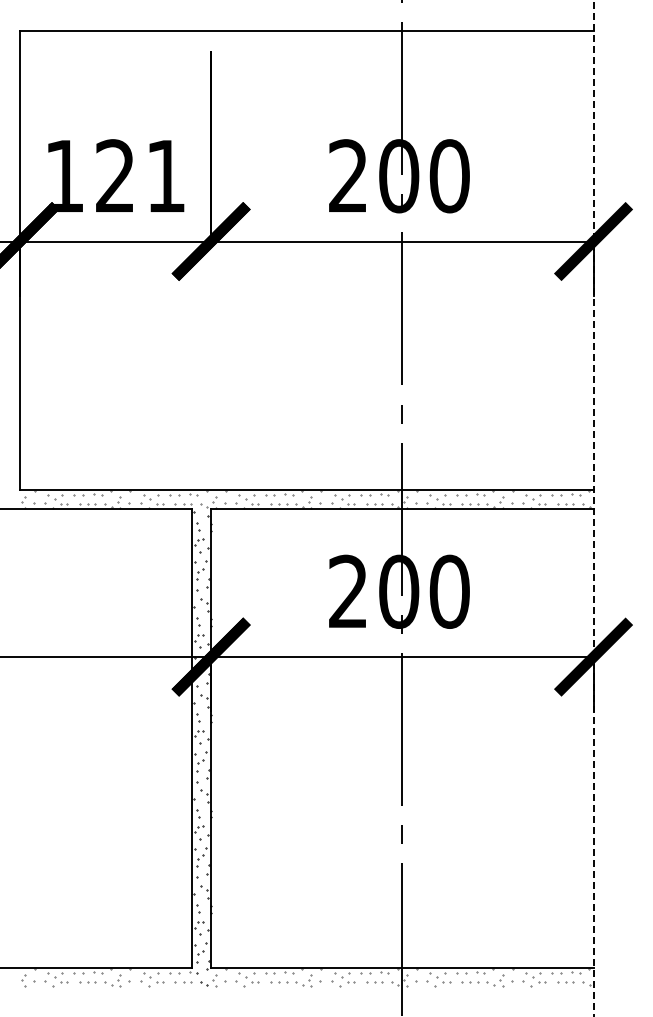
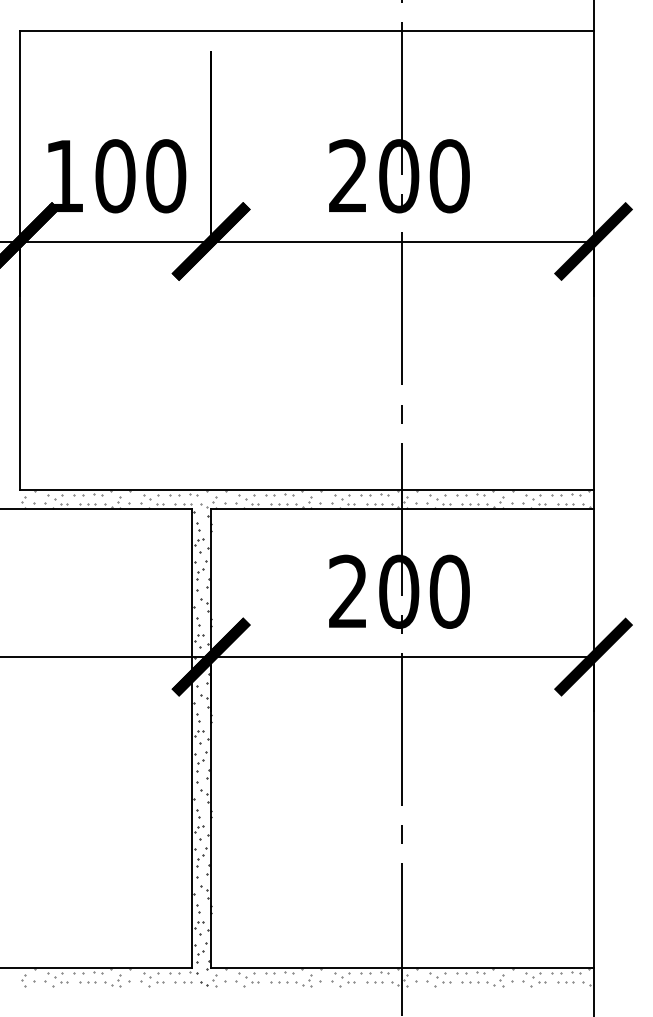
text: 121 -> 100 (140, 176)
line: dashed -> solid (593, 508)
